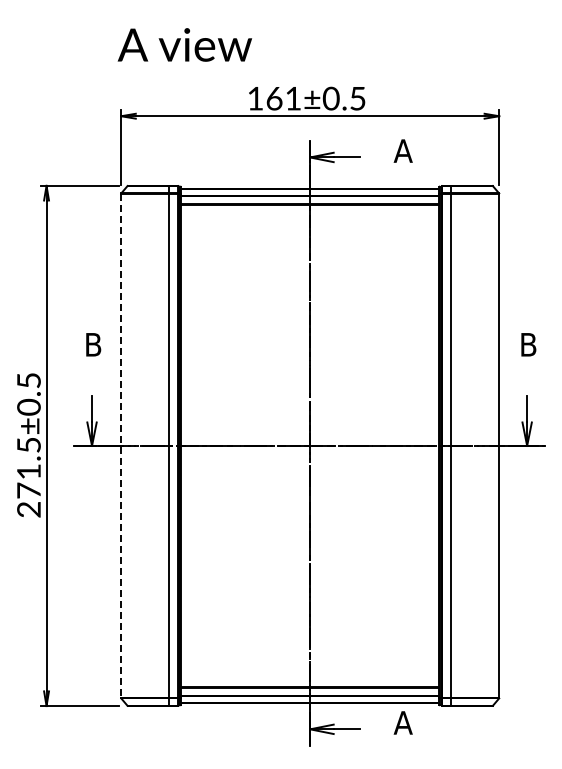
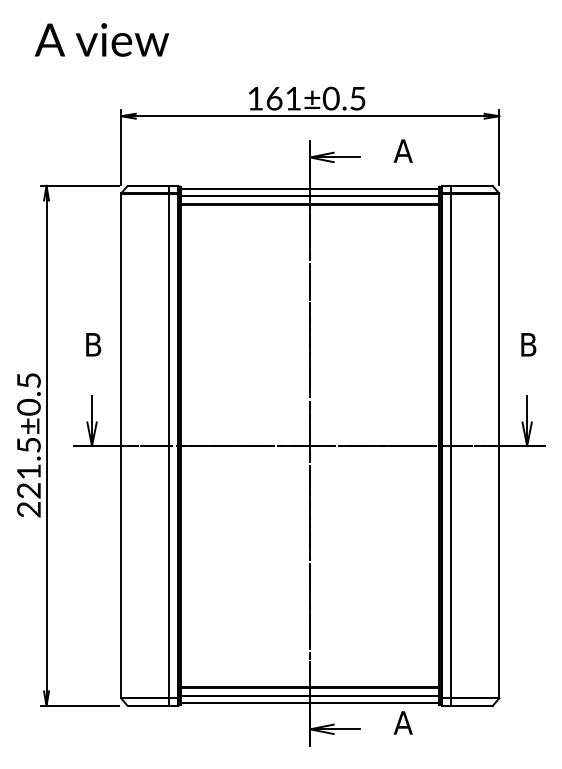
text position: (184, 44) -> (101, 39) (101, 39)
line: dashed -> solid (121, 446)
text: 271.5±0.5 -> 221.5±0.5 (28, 490)
